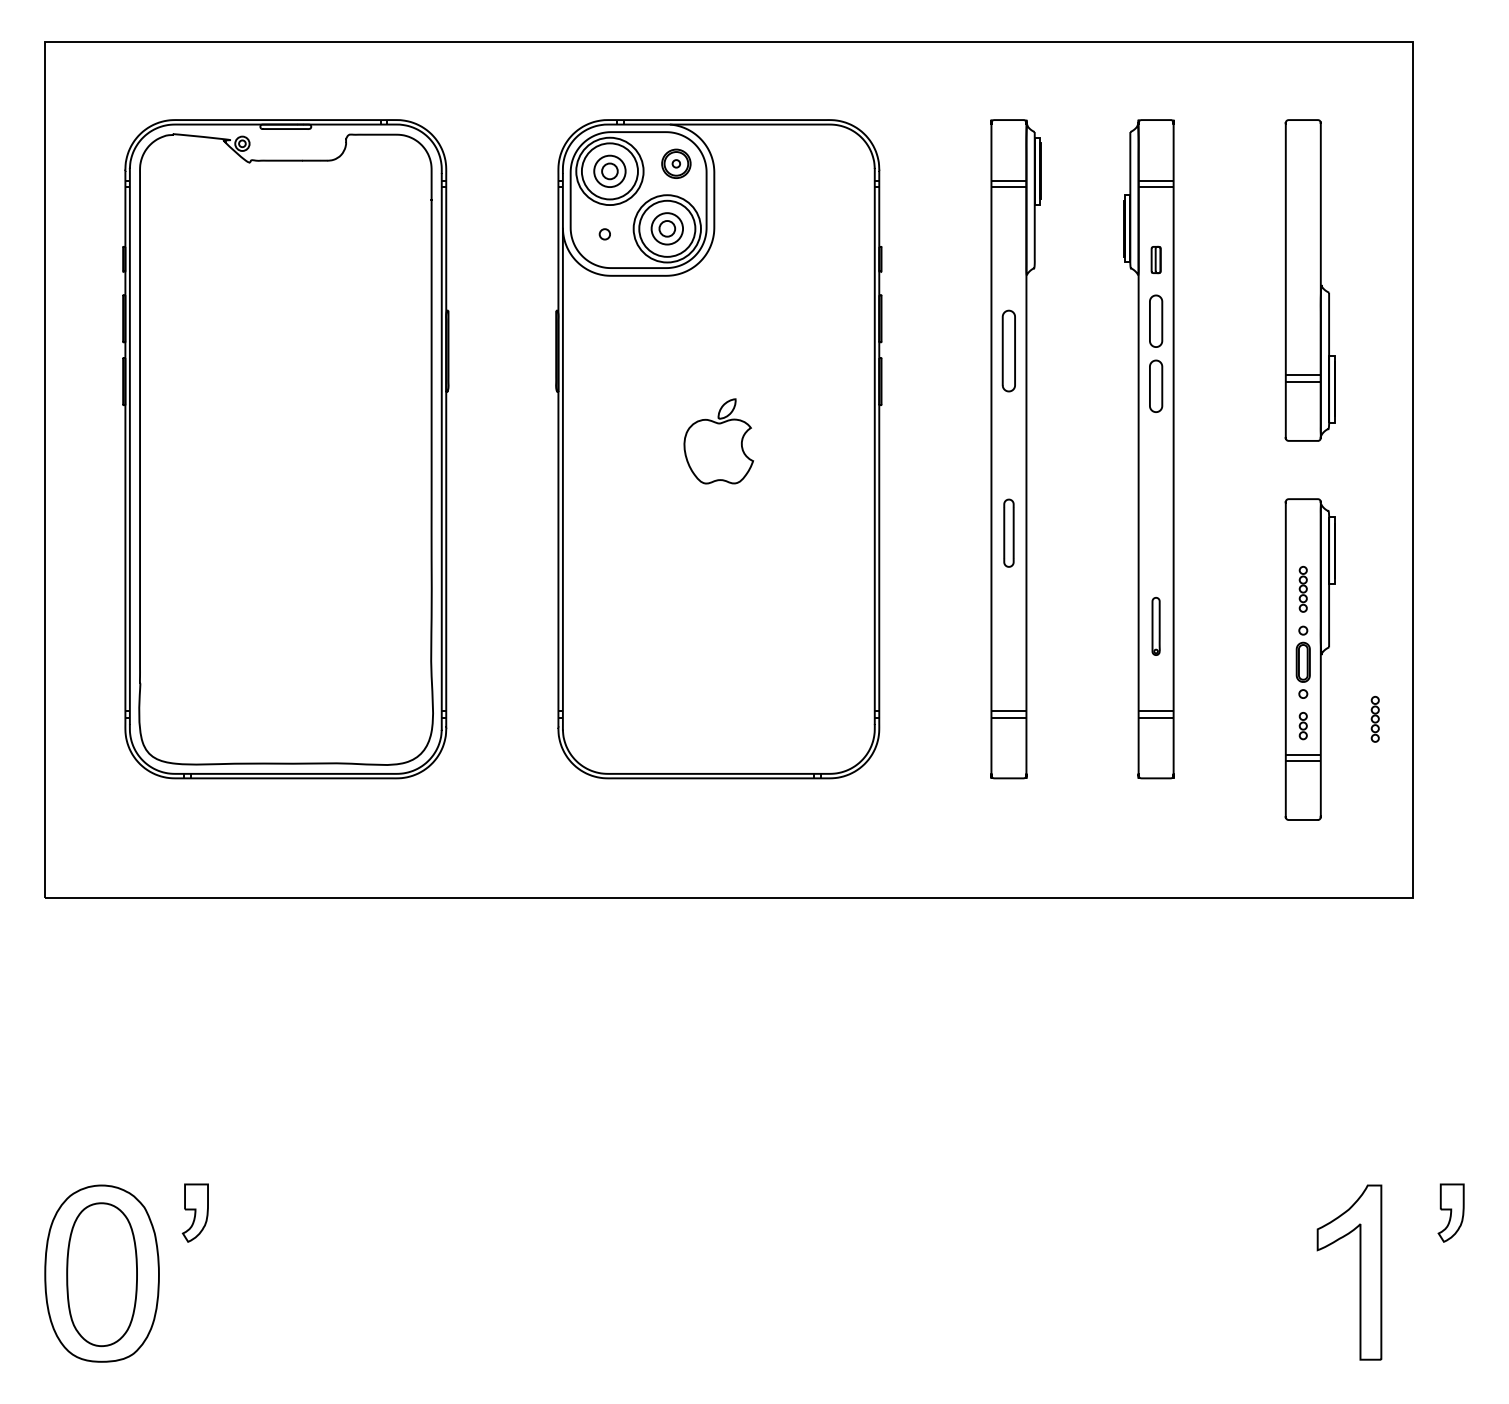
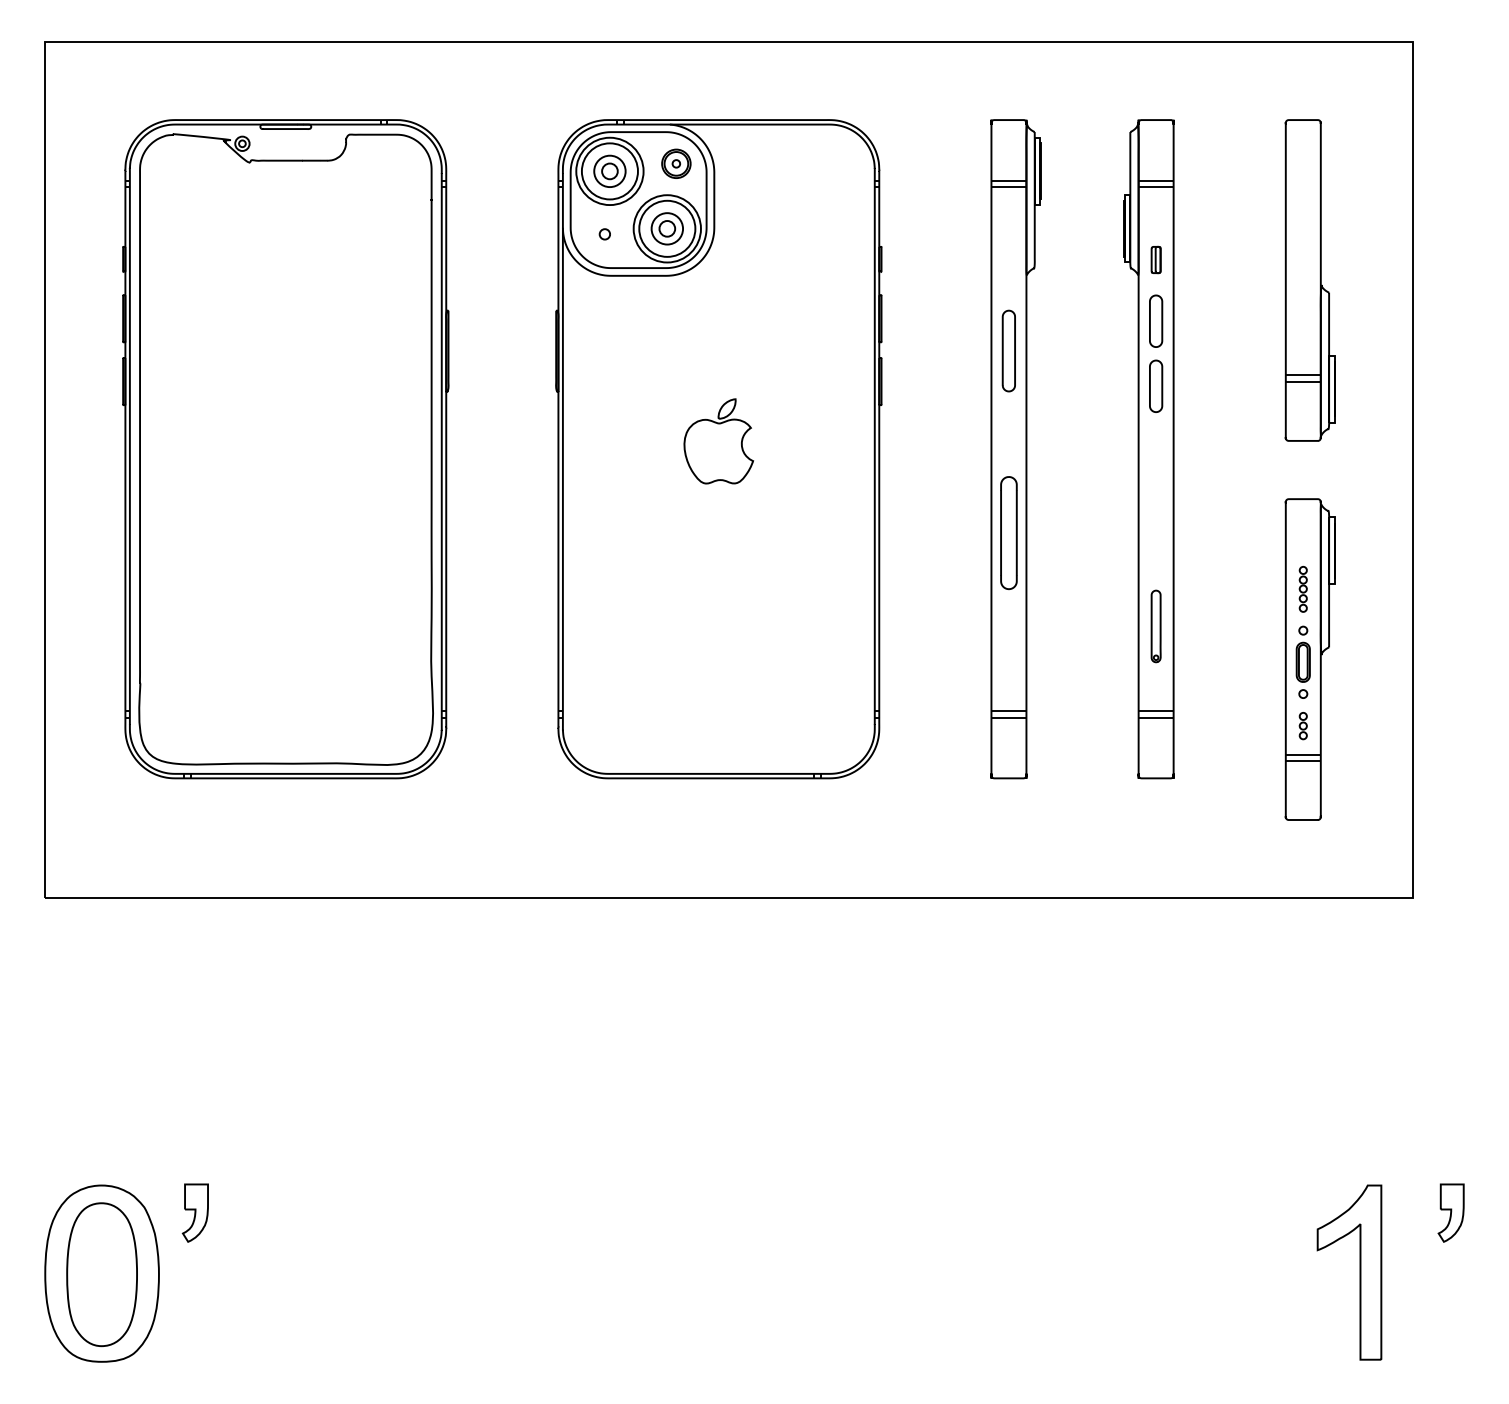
part size: 12x70 px -> 18x115 px (1008, 533)
part size: 10x59 px -> 12x75 px (1155, 626)
part: present -> none (1374, 719)
